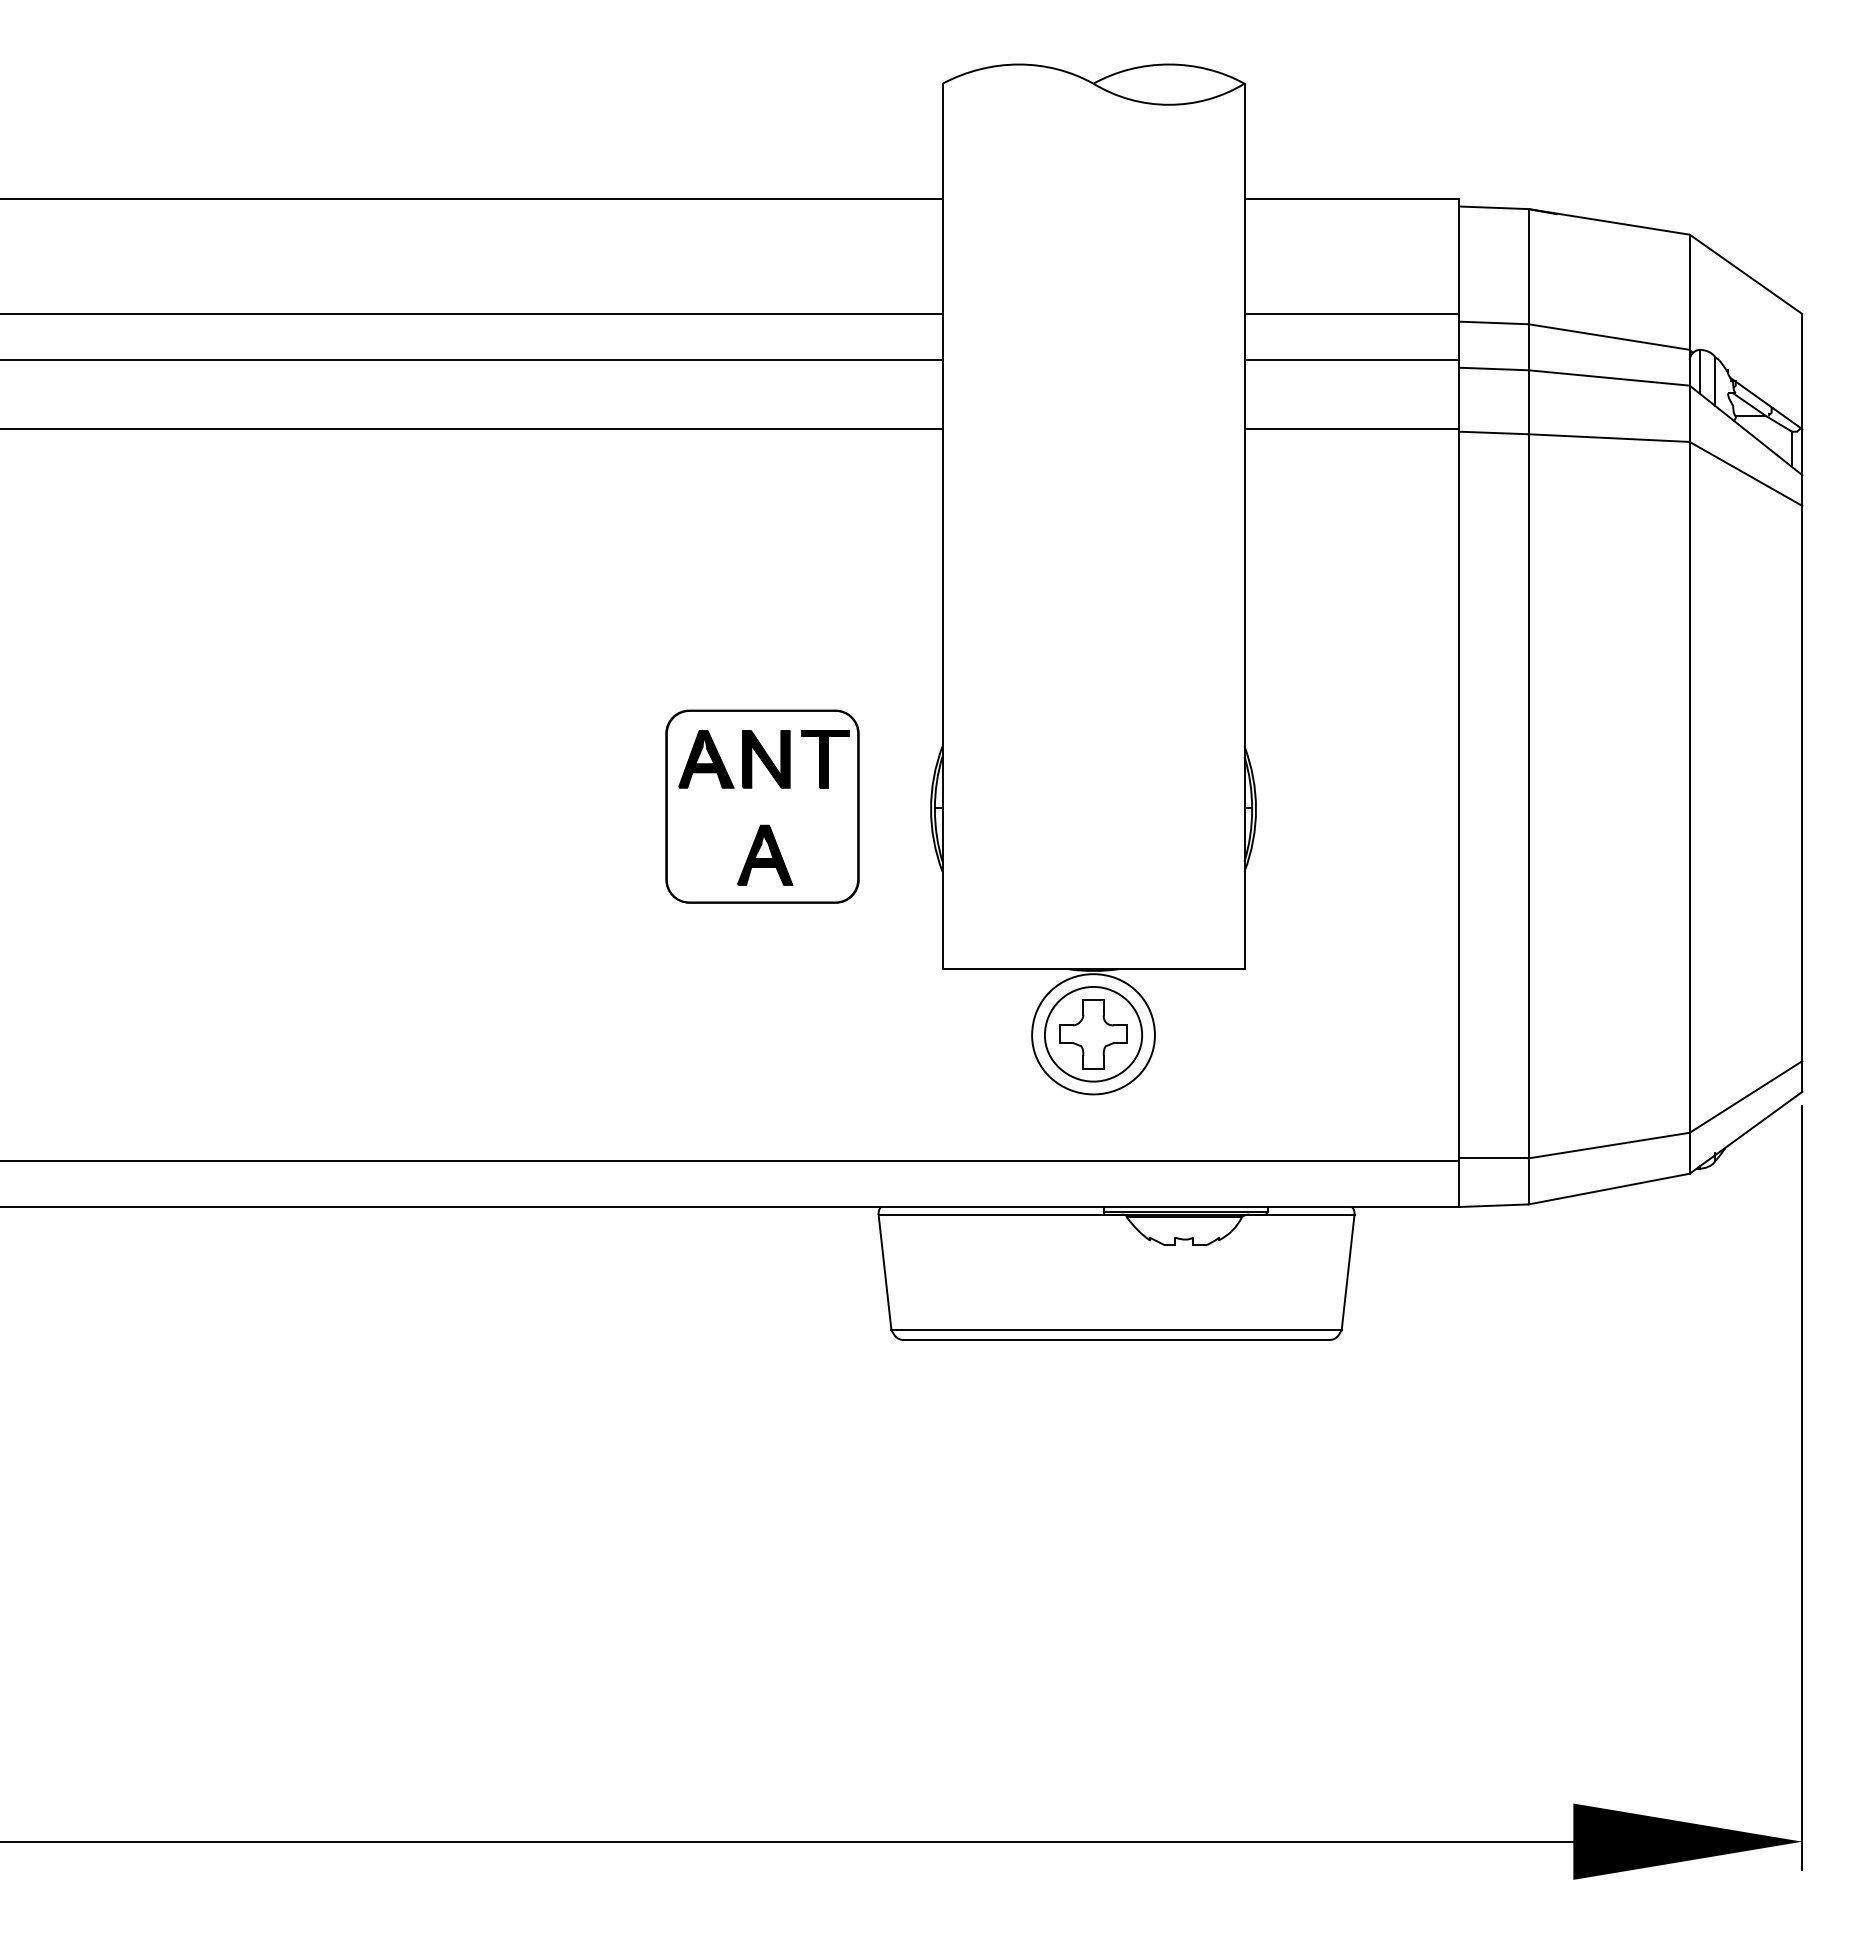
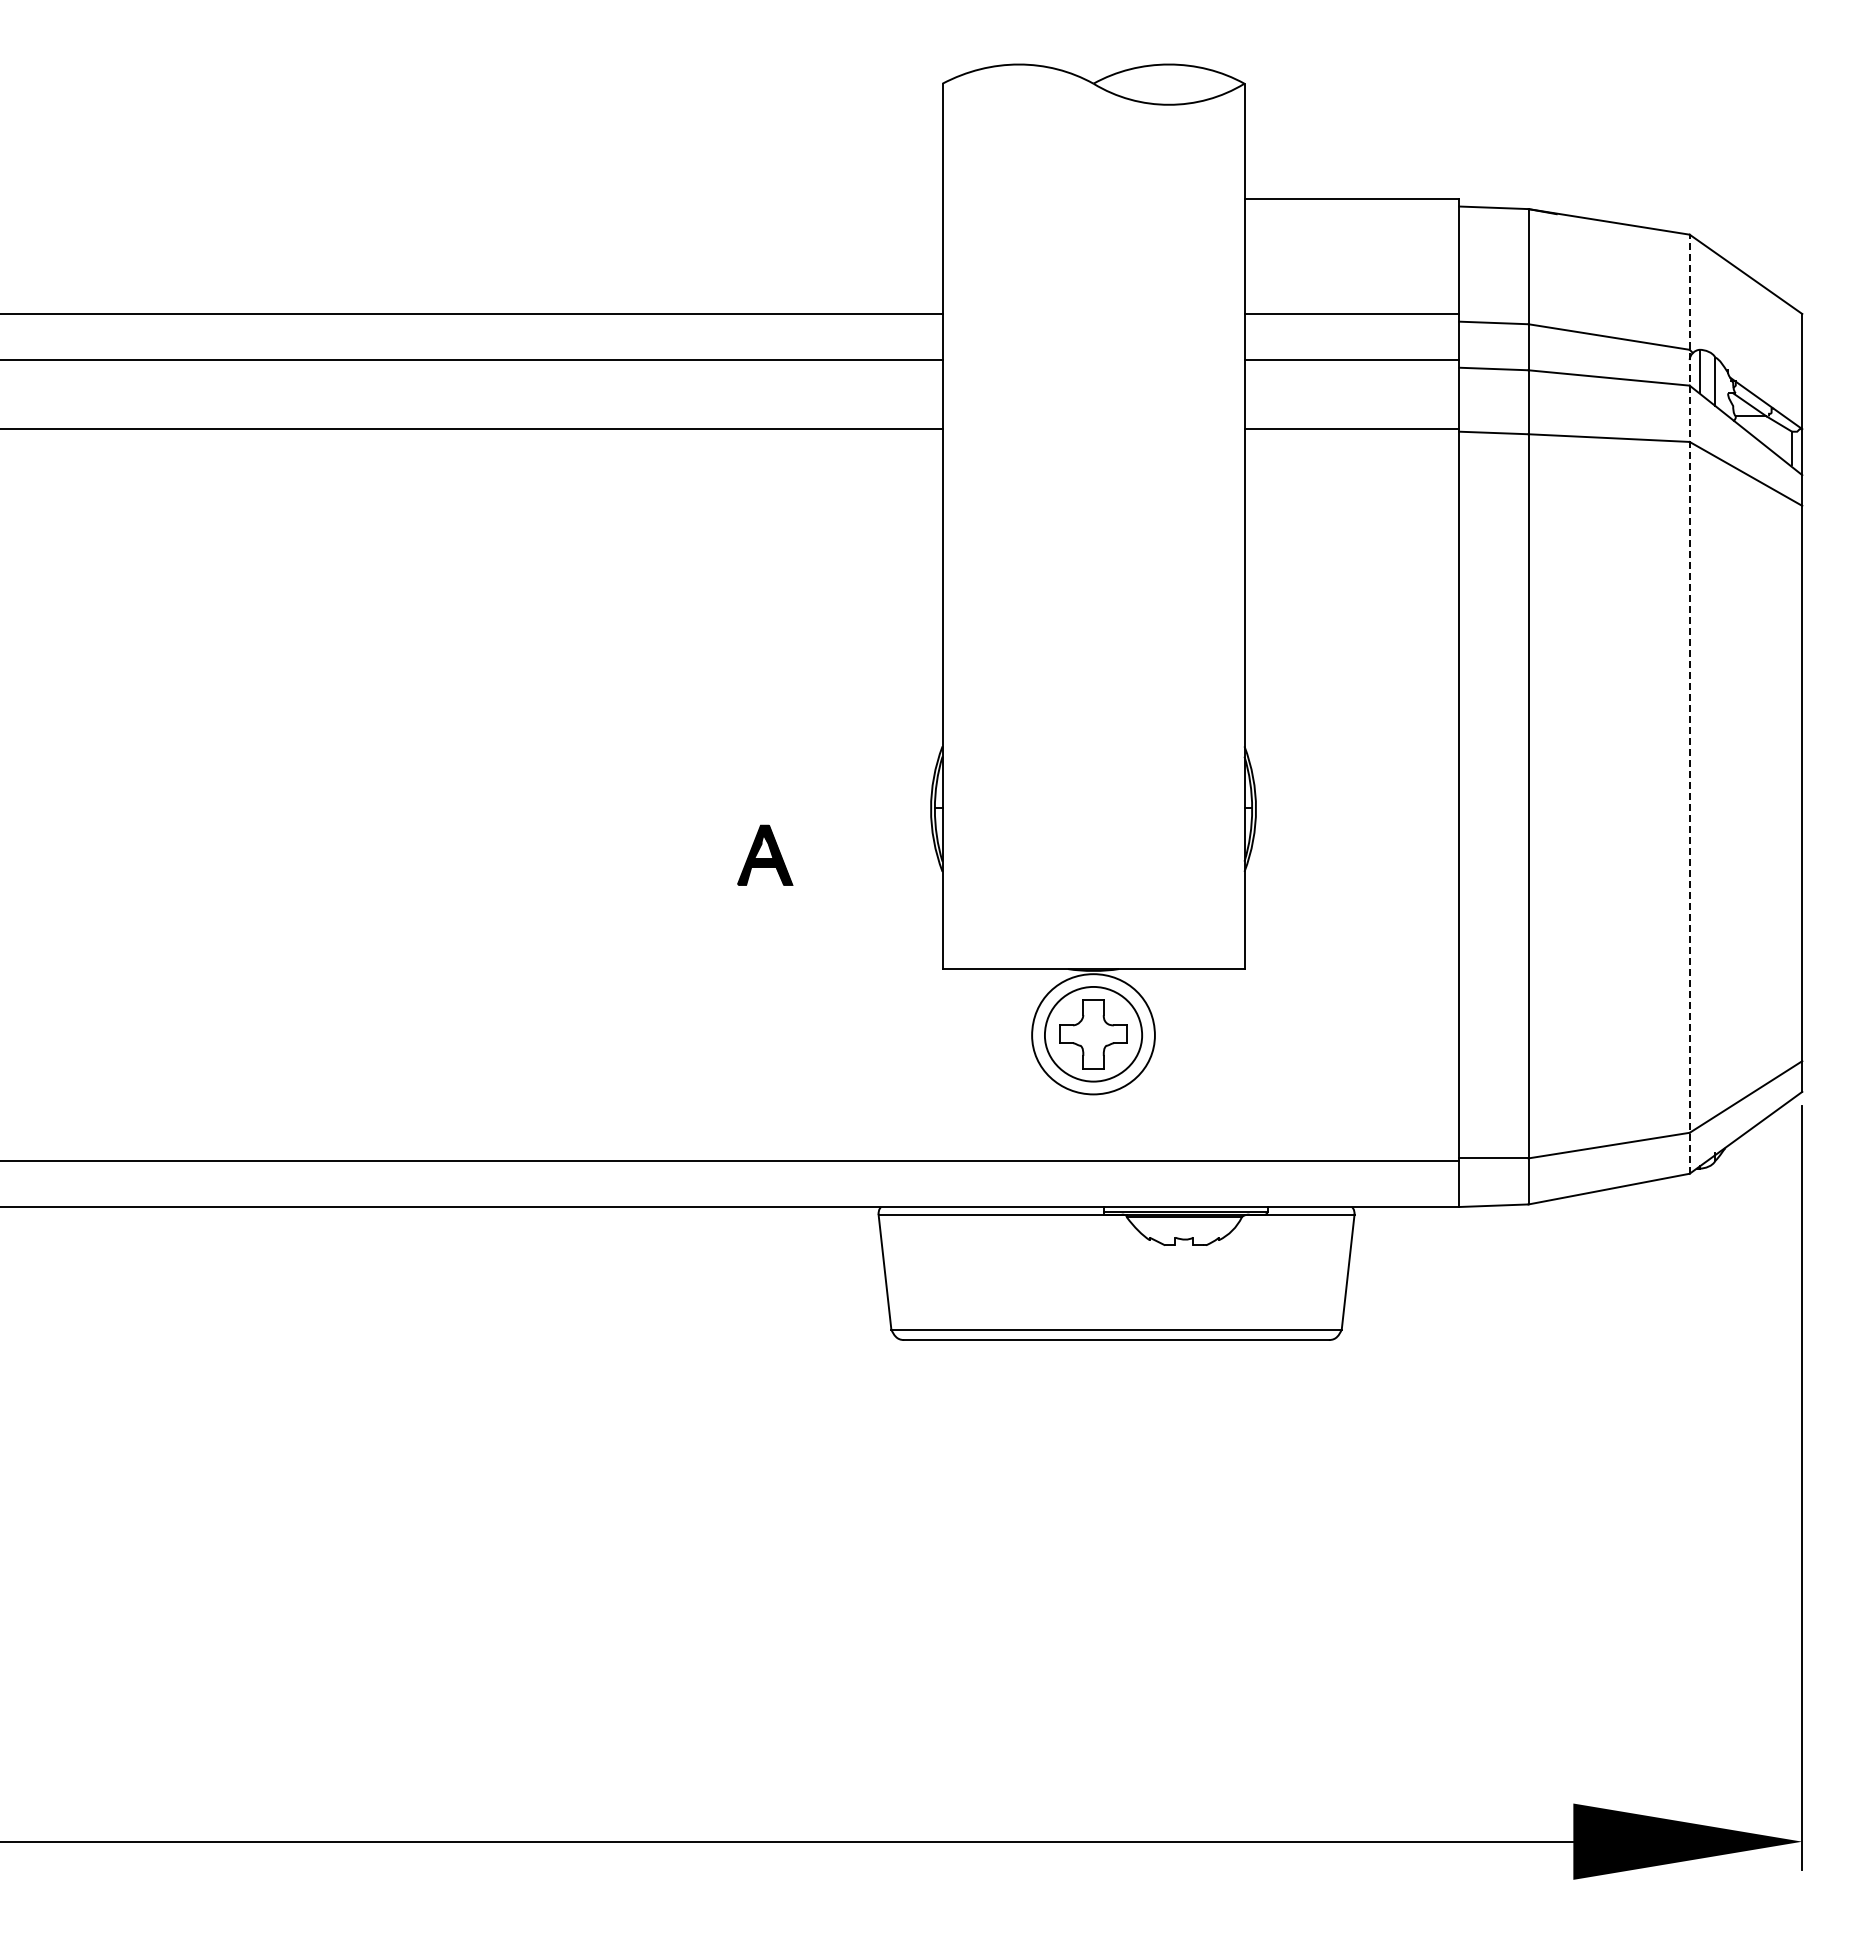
line: present -> none (472, 198)
line: solid -> dashed (1689, 704)
part: present -> none (762, 806)
